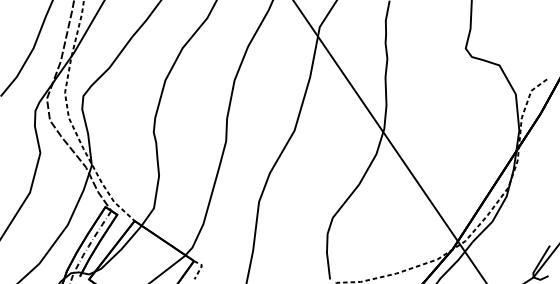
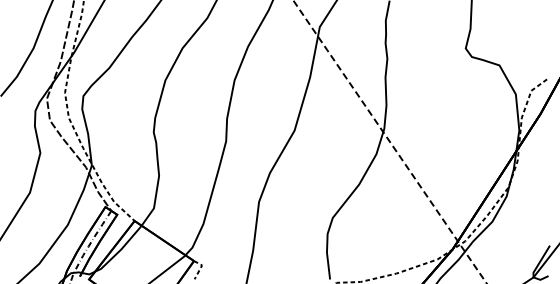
line: solid -> dashed (389, 141)
